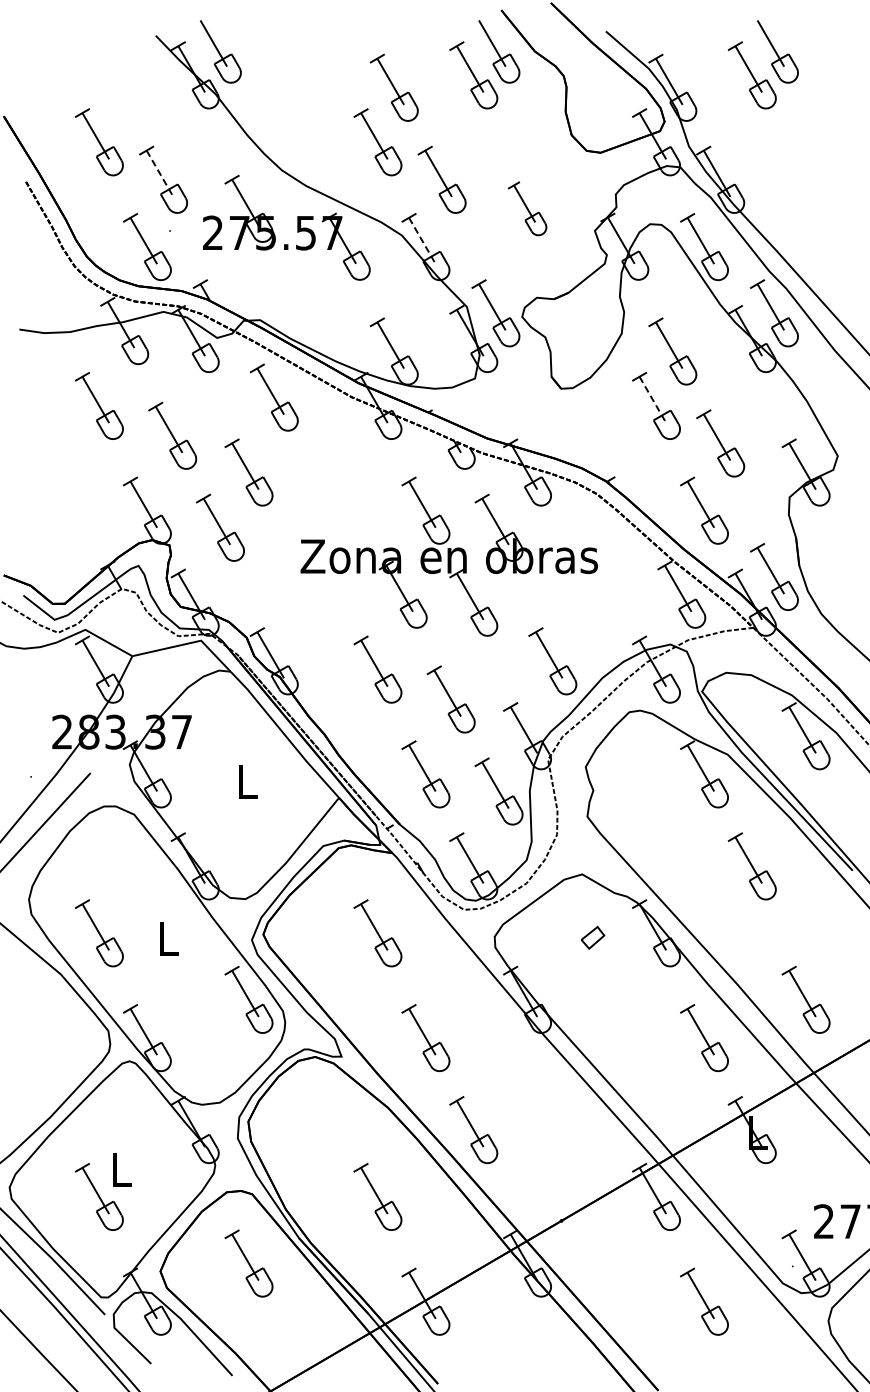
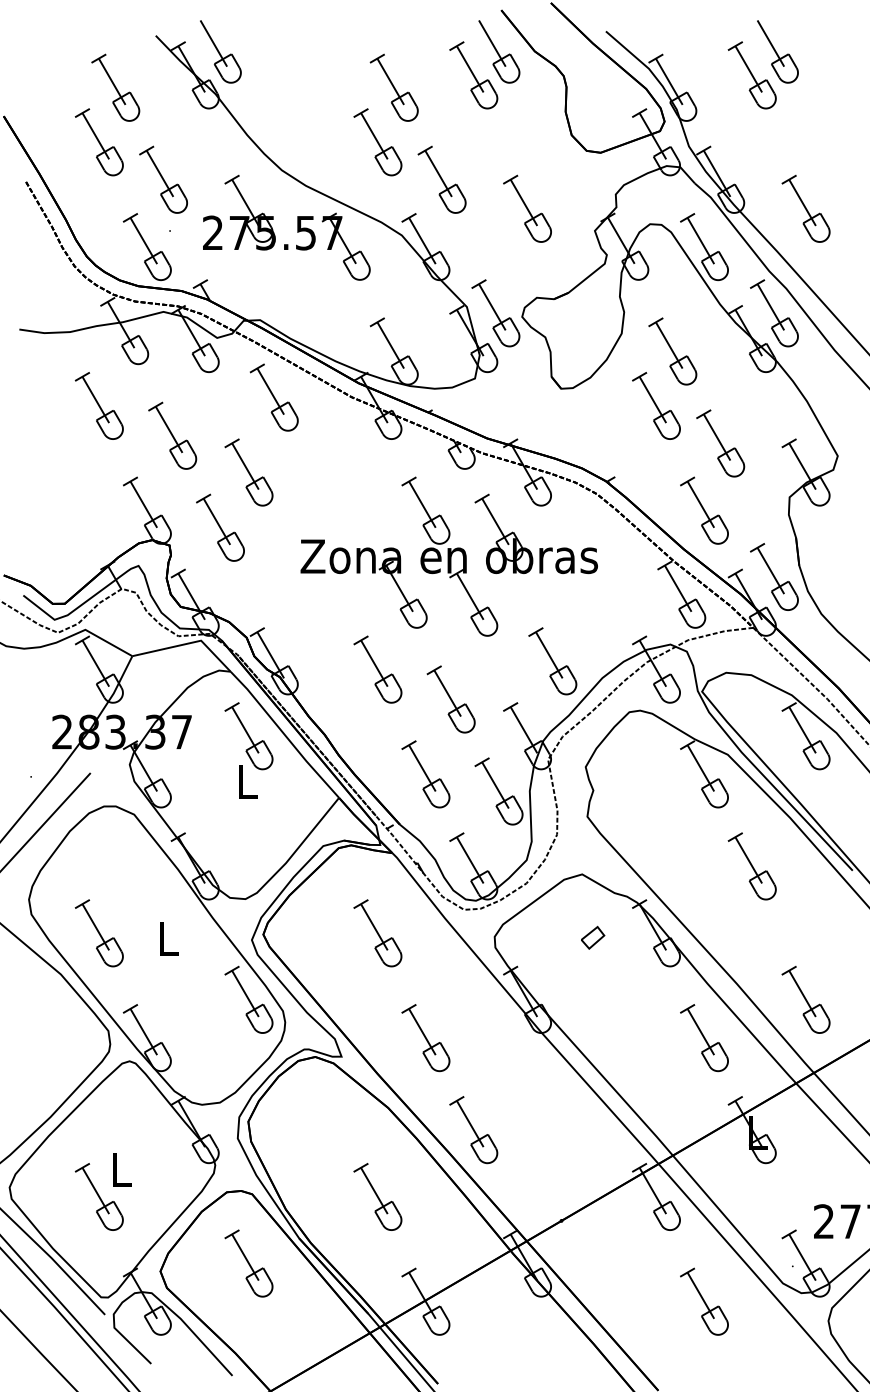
part: none -> present (115, 87)
line: dashed -> solid (160, 173)
part size: 40x56 px -> 49x69 px (527, 208)
part: none -> present (805, 208)
line: dashed -> solid (422, 240)
line: dashed -> solid (652, 399)
part: none -> present (248, 736)
